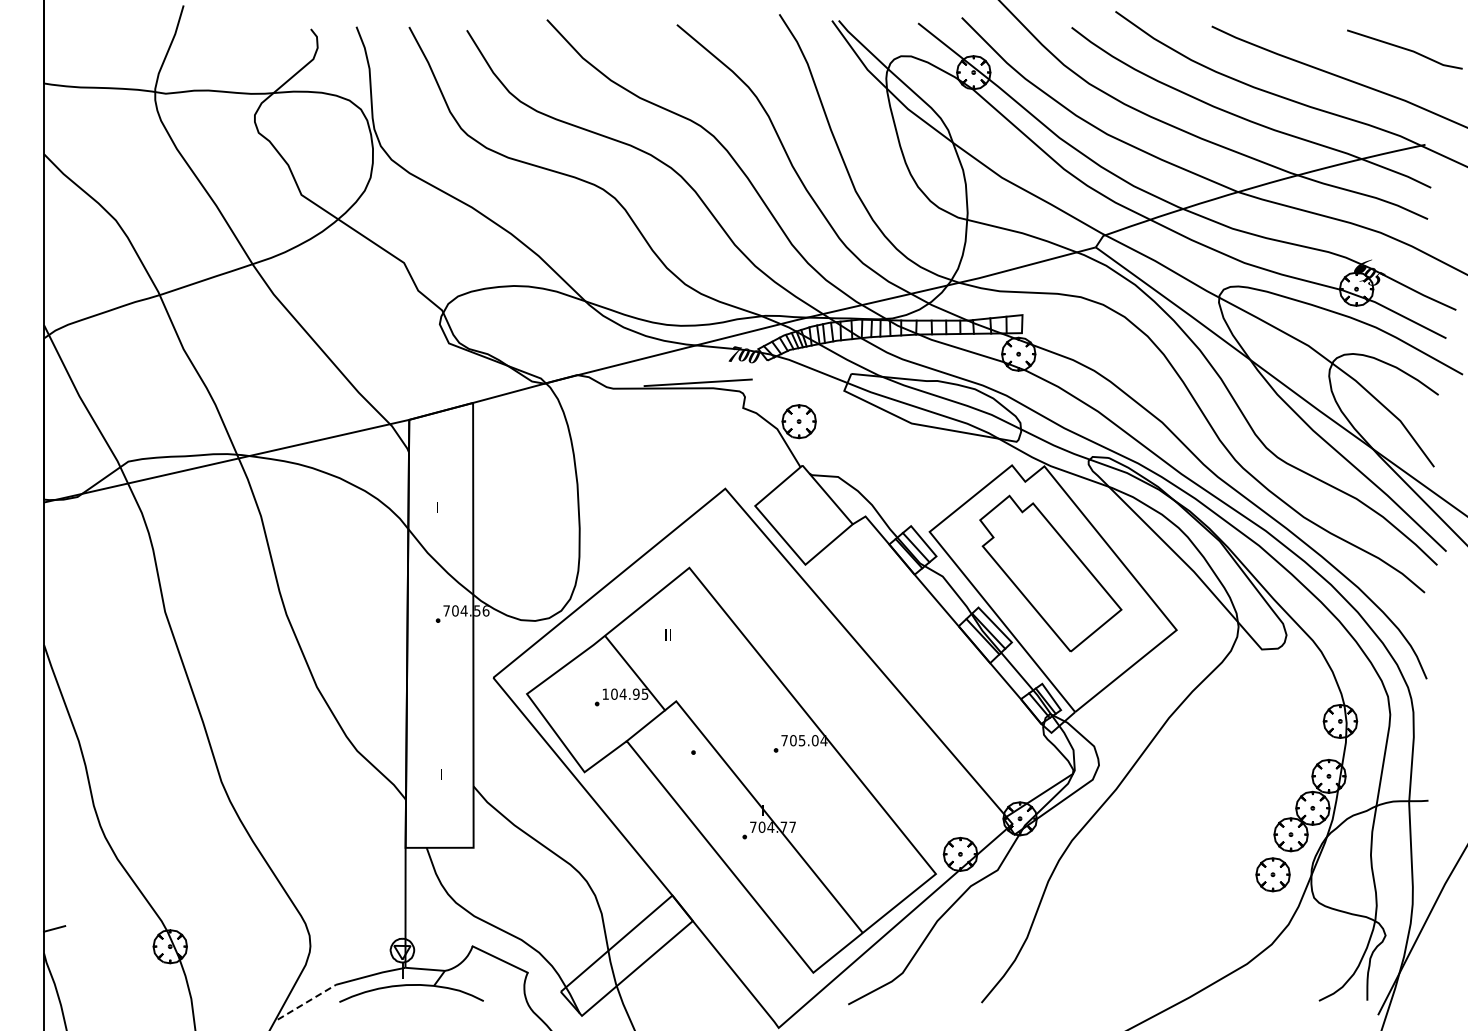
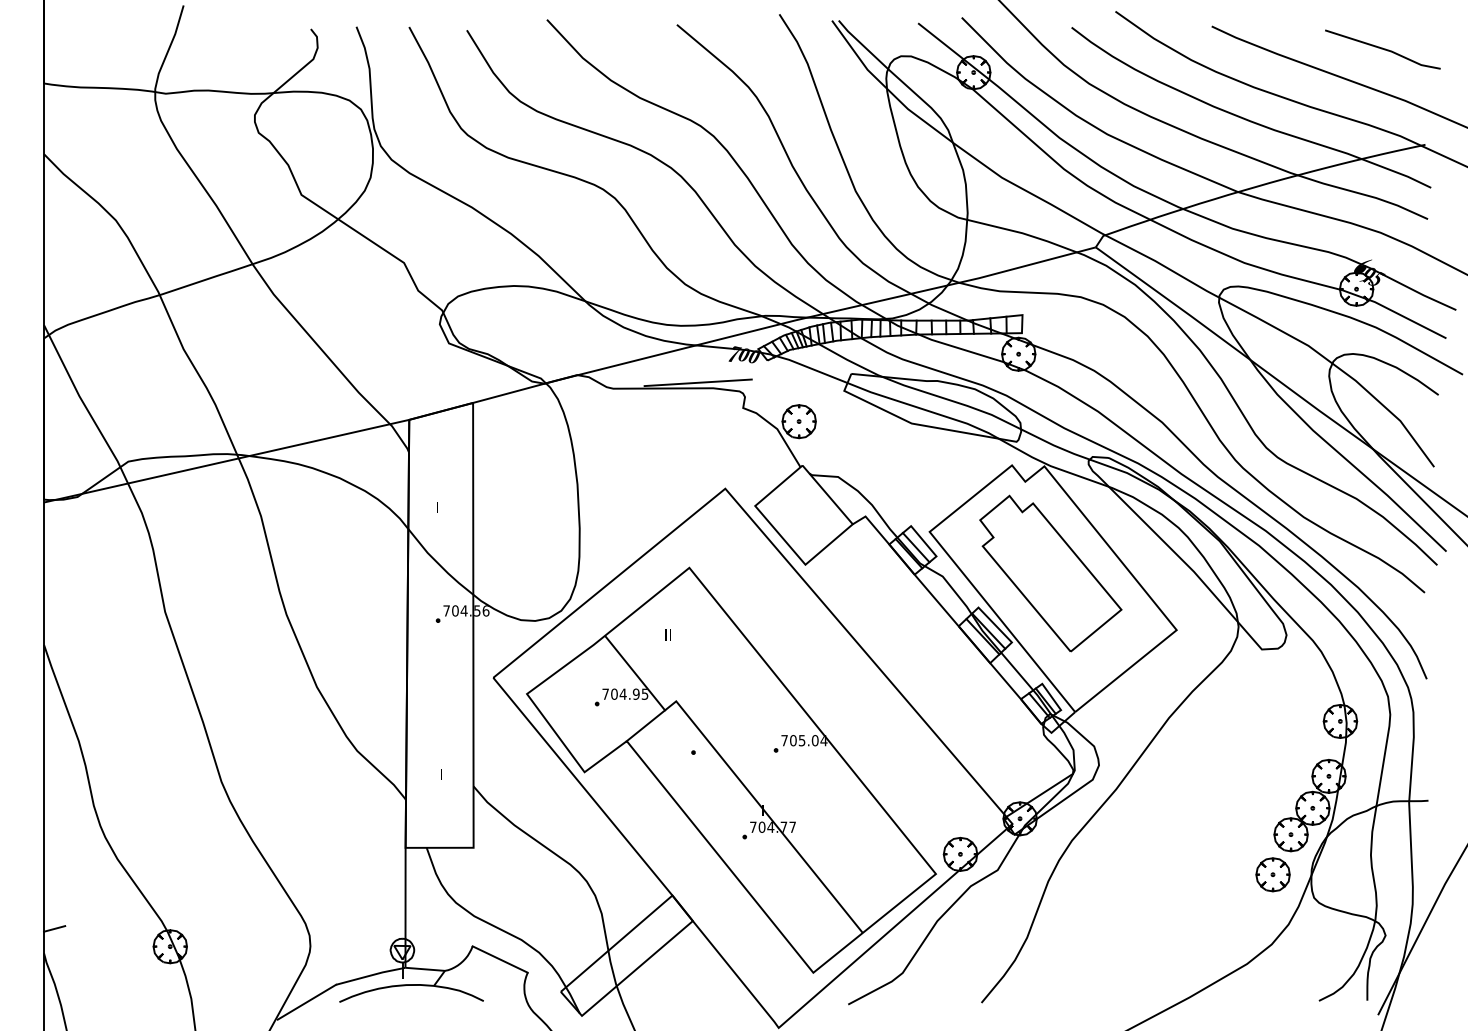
line position: (1404, 49) -> (1382, 49) (1382, 49)
text: 104.95 -> 704.95 (605, 693)
line: dashed -> solid (306, 1002)
